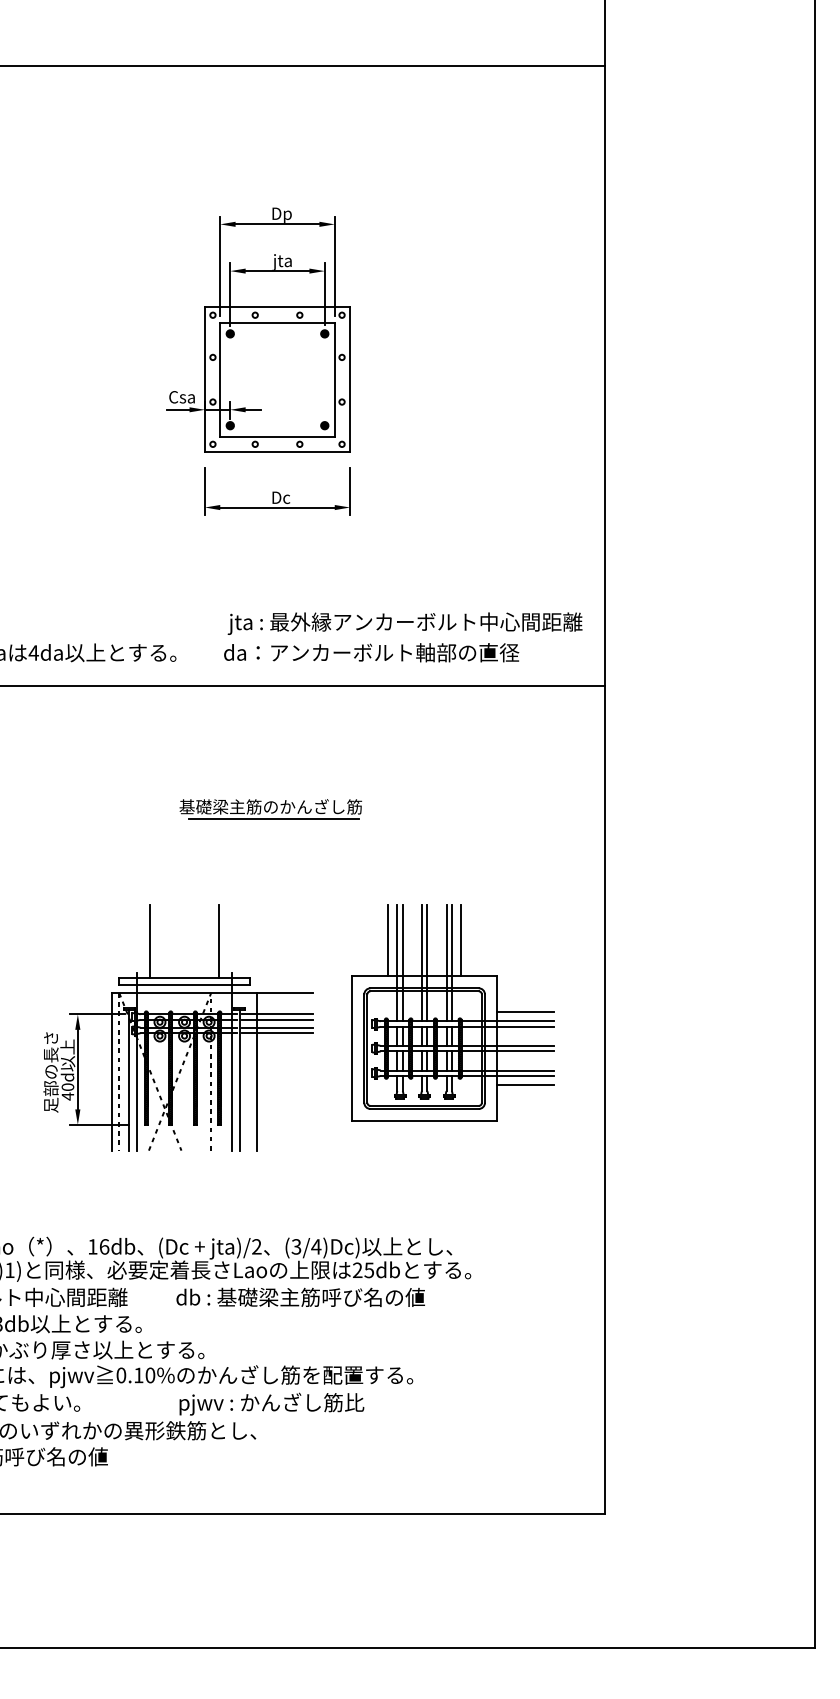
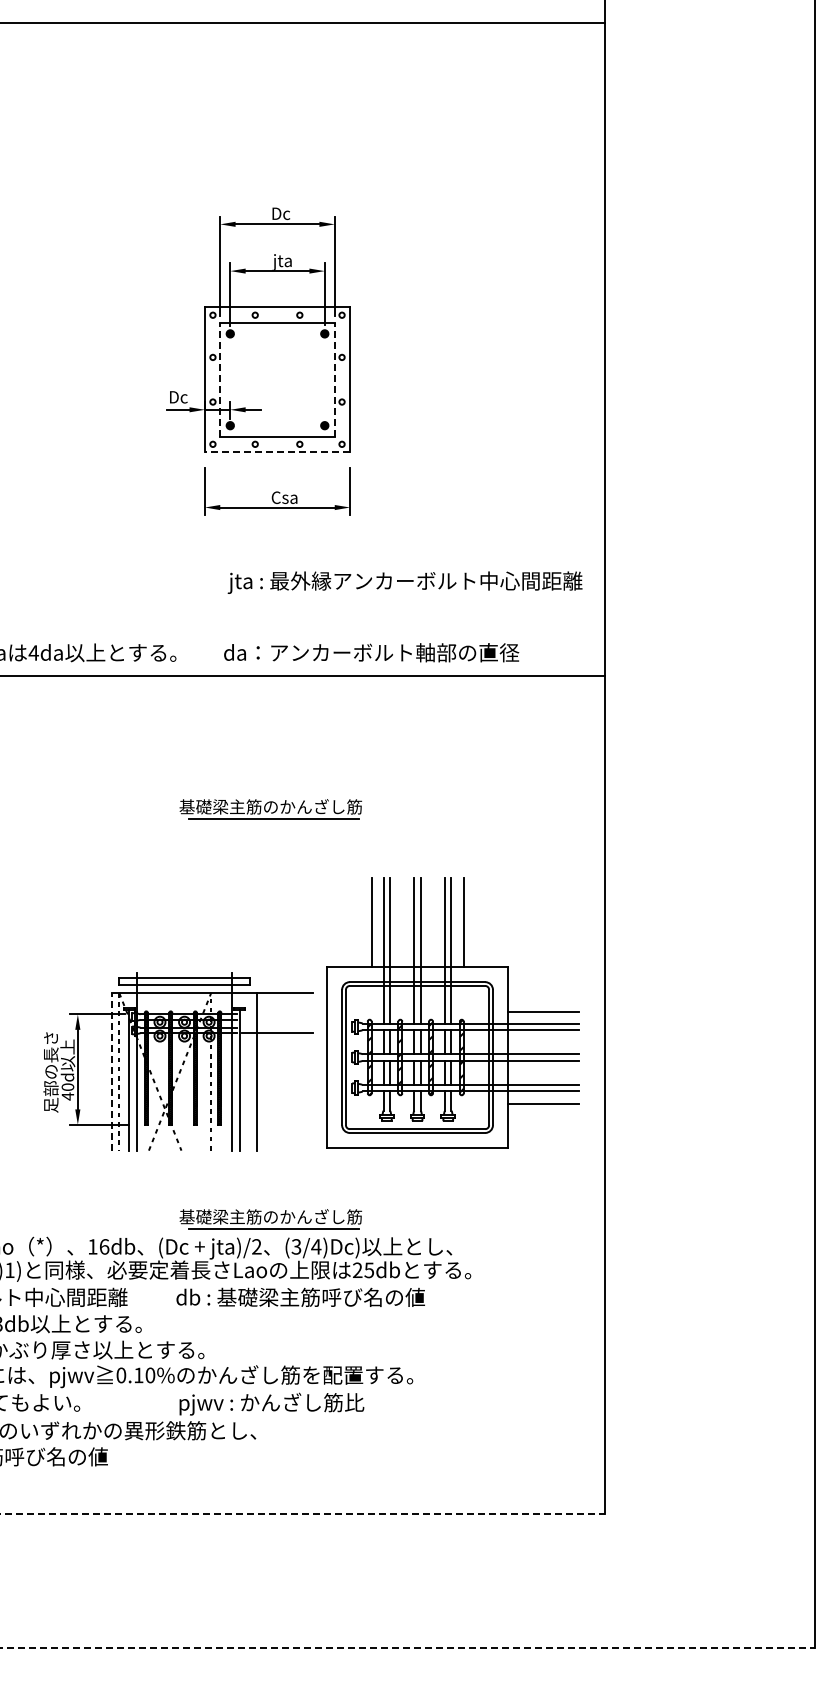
line position: (303, 66) -> (303, 23) (303, 23)
text: Dp -> Dc (287, 216)
line: solid -> dashed (220, 379)
line: solid -> dashed (334, 379)
text: Csa -> Dc (181, 397)
line: solid -> dashed (277, 452)
text: Dc -> Csa (284, 497)
text position: (404, 623) -> (404, 582) (404, 582)
line position: (303, 685) -> (303, 675) (303, 675)
line: present -> none (150, 940)
line: present -> none (219, 940)
part size: 204x218 px -> 254x272 px (452, 1012)
line: present -> none (277, 1014)
line: present -> none (277, 1019)
line: present -> none (277, 1027)
line: solid -> dashed (111, 1071)
part: none -> present (270, 1219)
line: solid -> dashed (302, 1514)
line: solid -> dashed (407, 1648)
